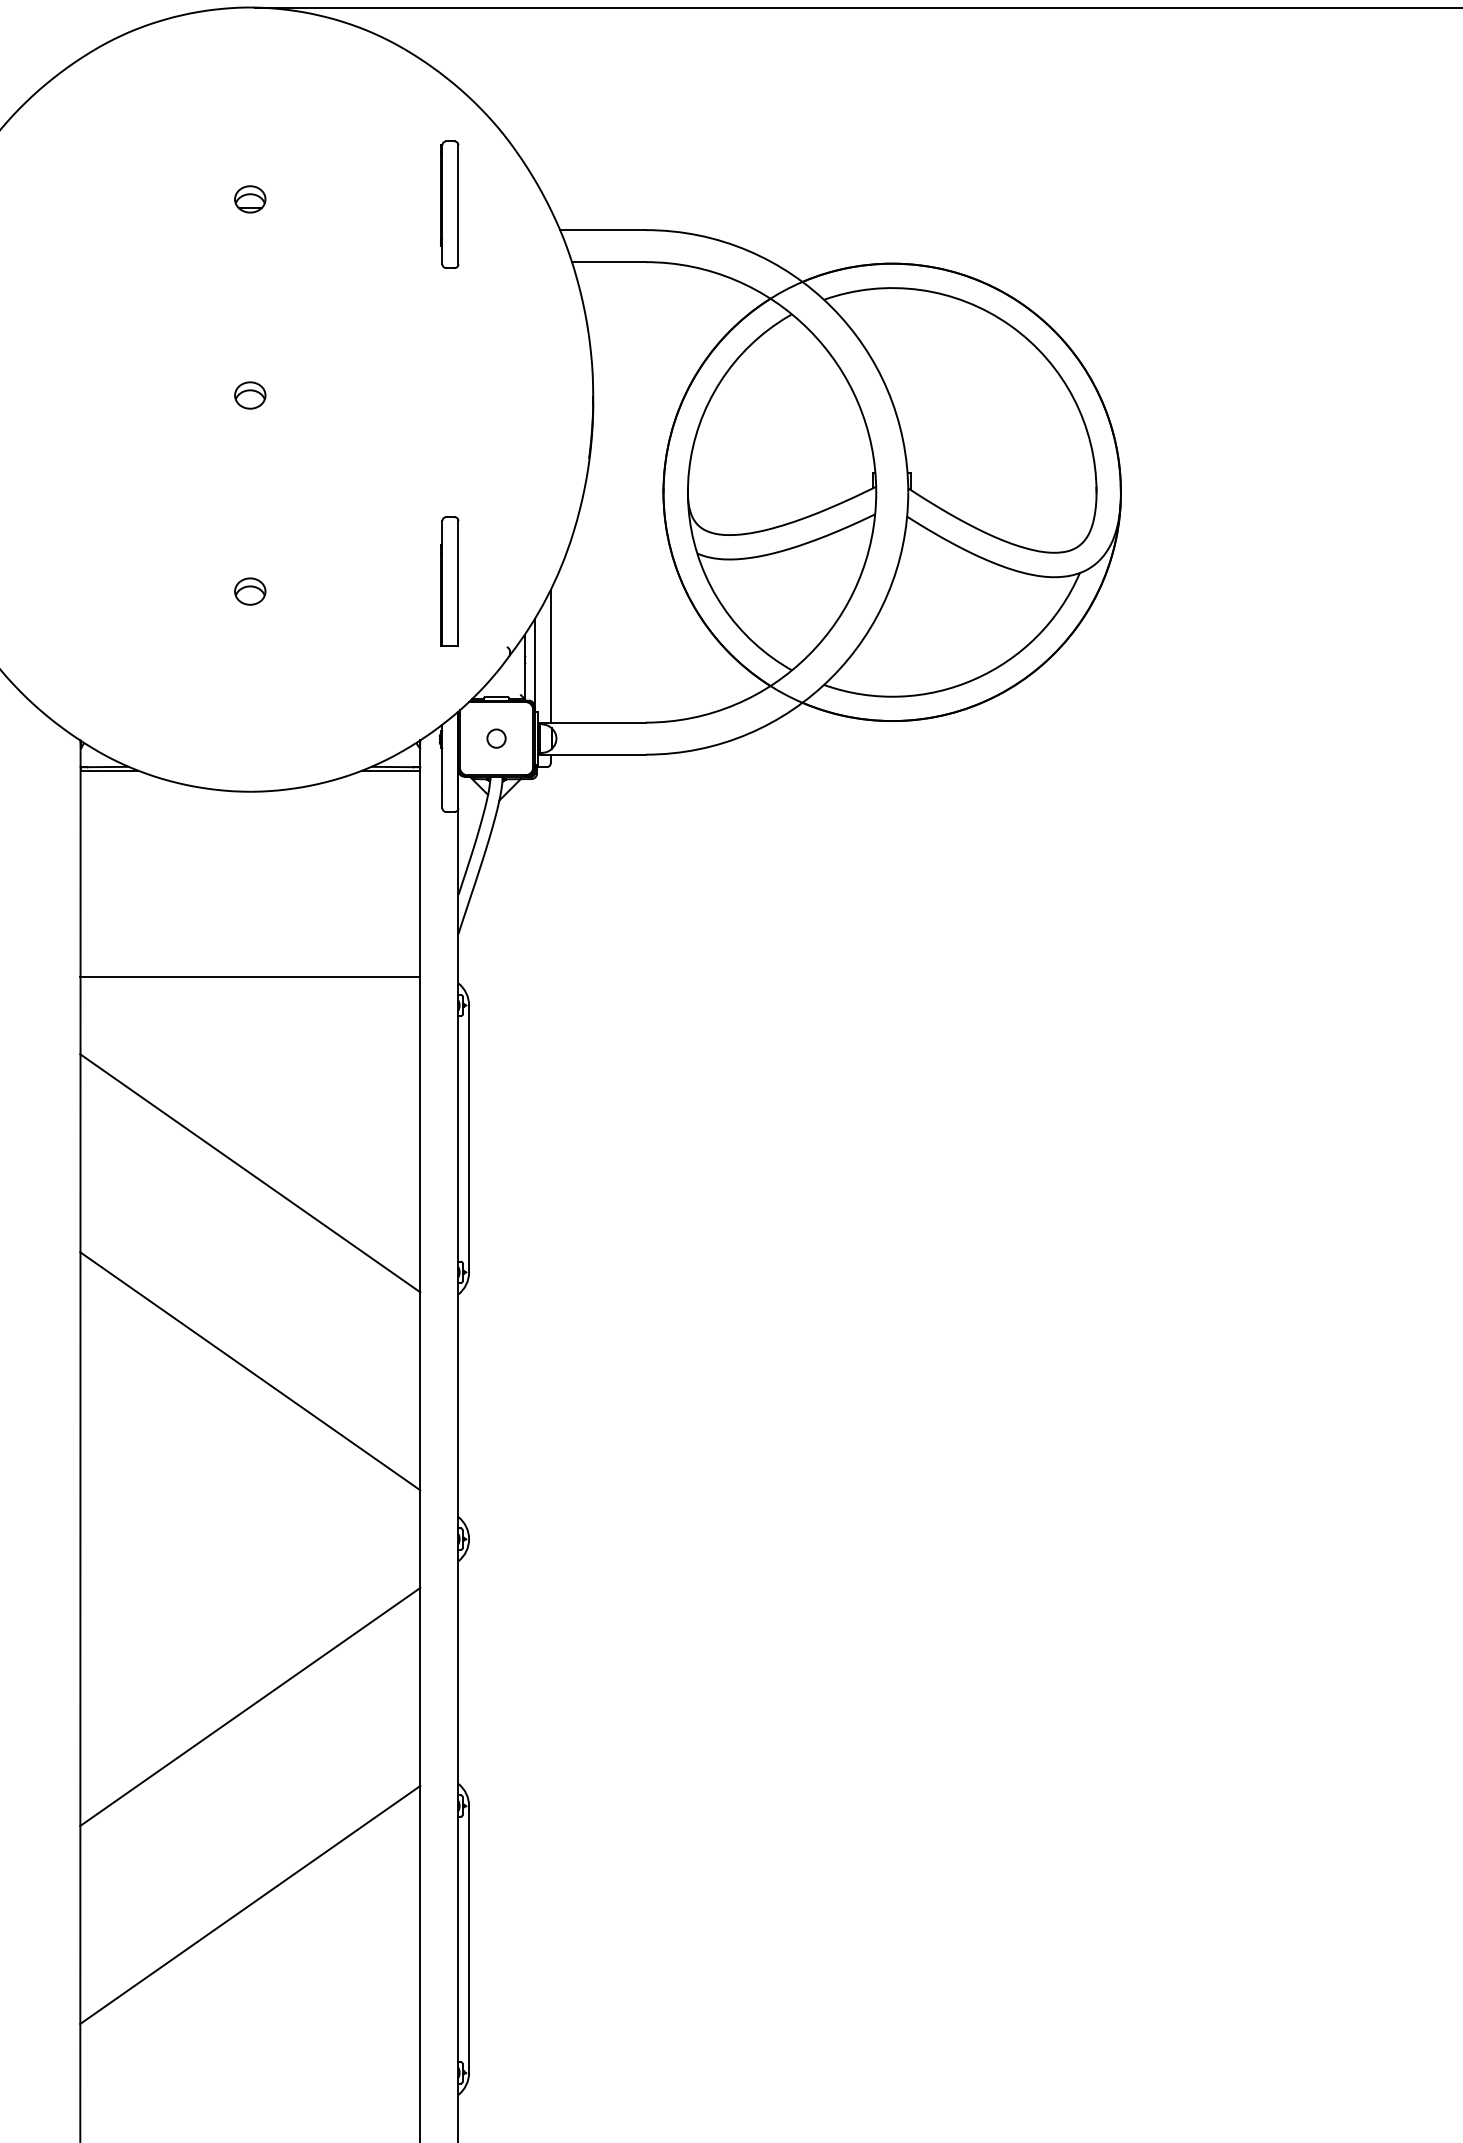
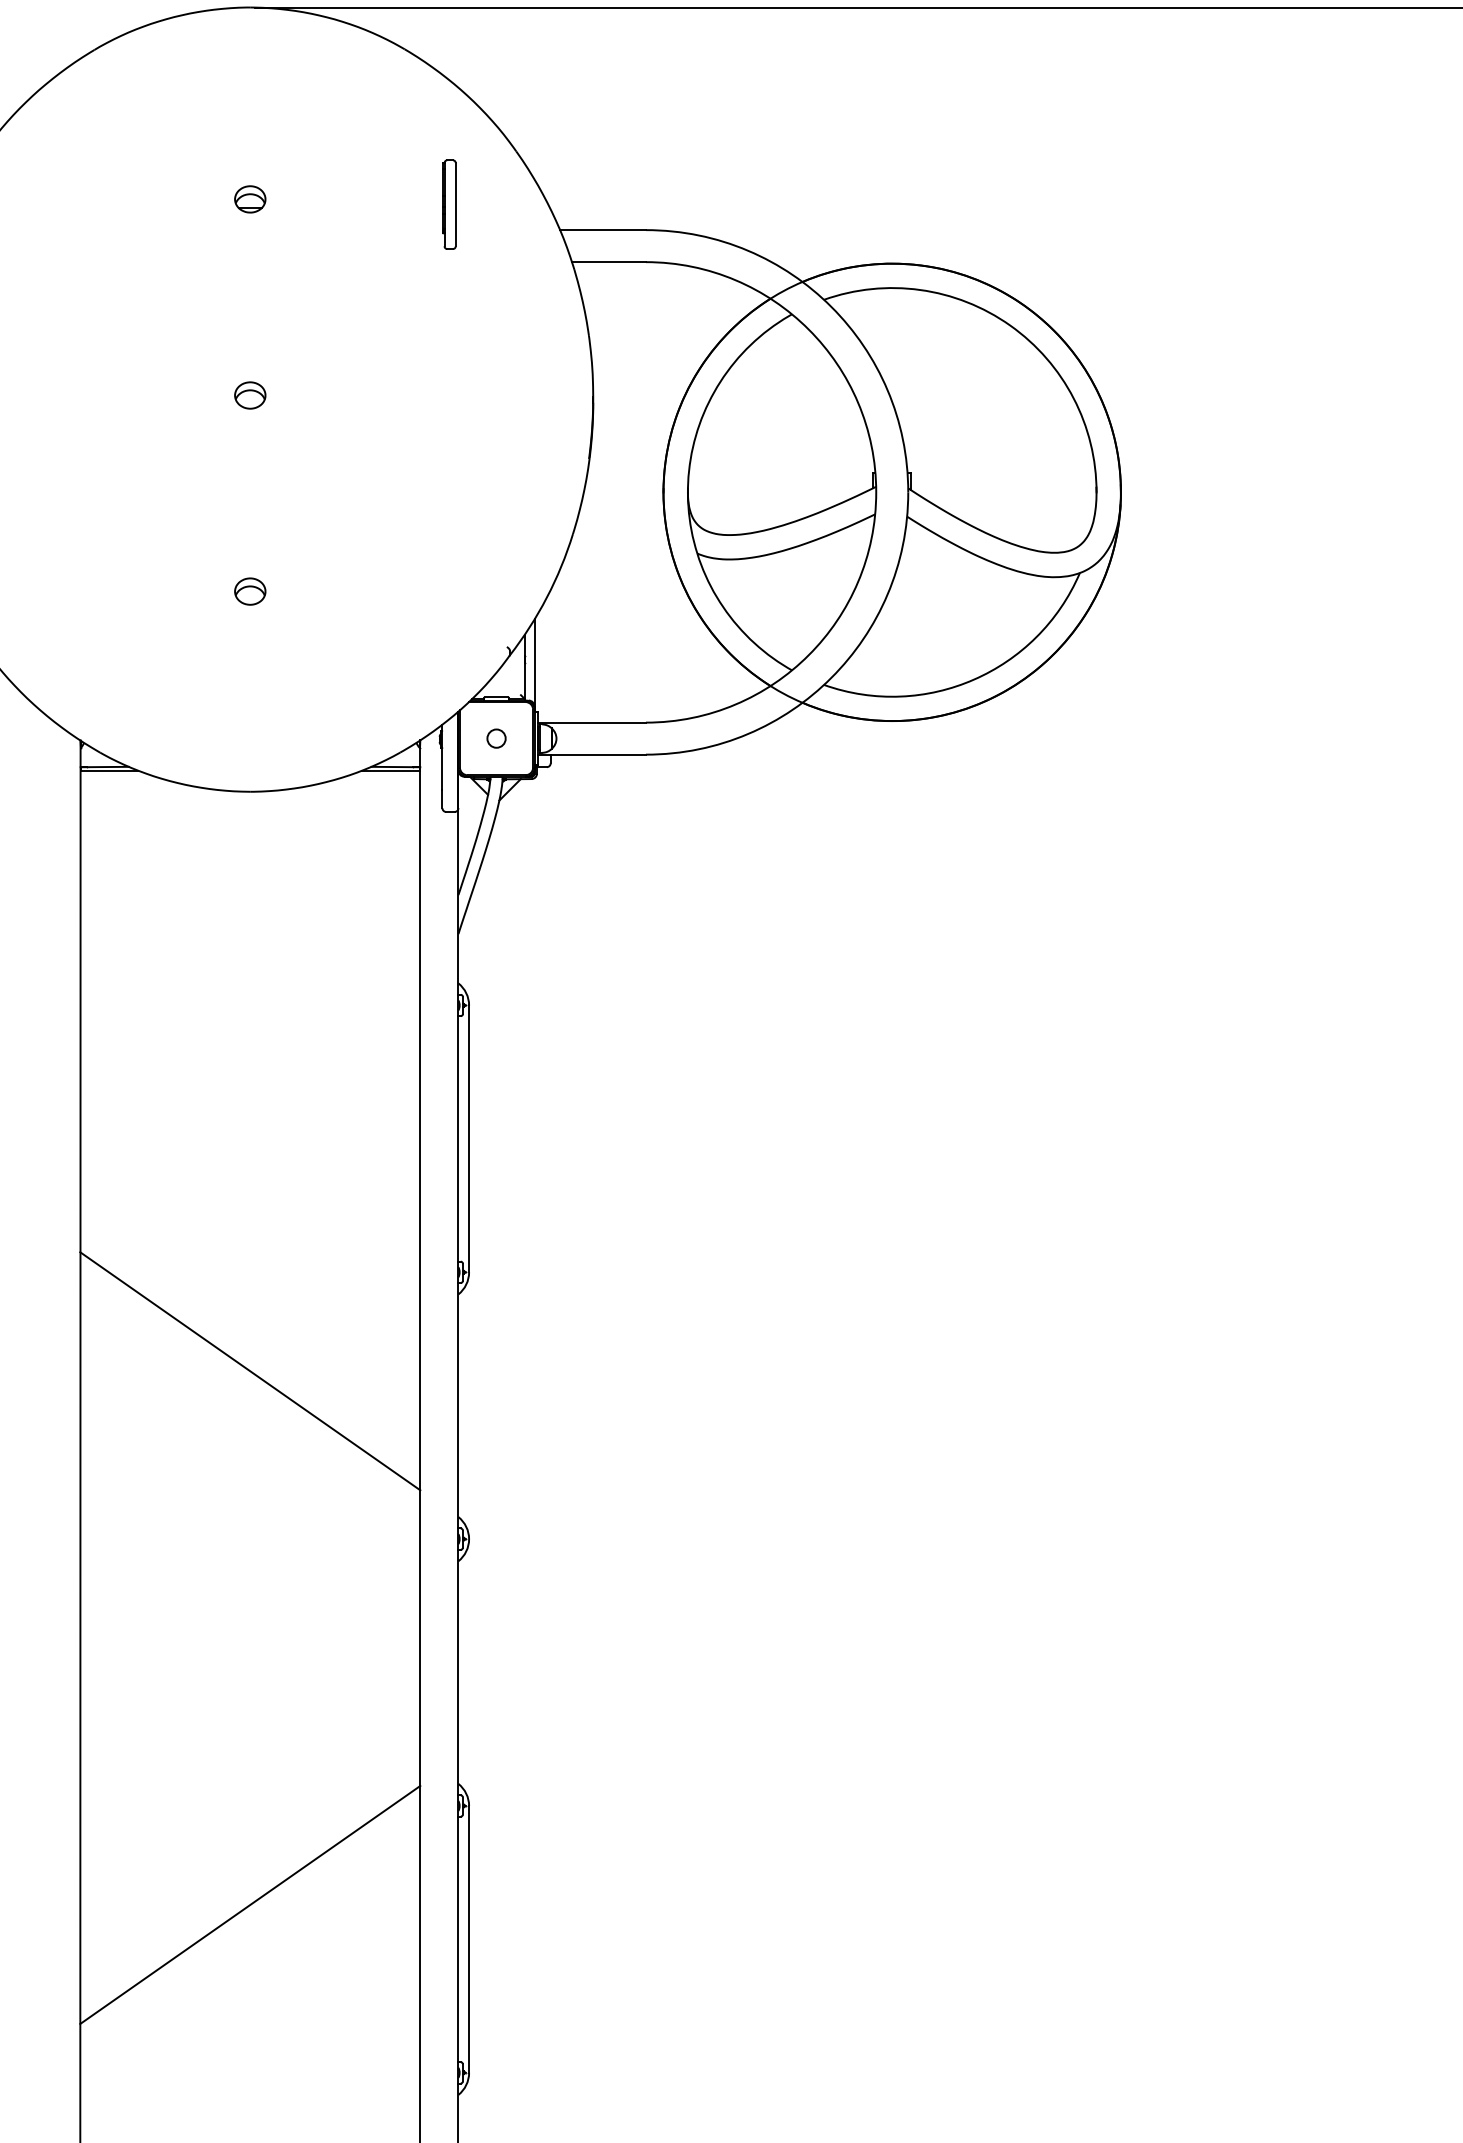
part size: 21x129 px -> 15x91 px (449, 204)
part: present -> none (449, 581)
line: present -> none (550, 656)
line: present -> none (250, 977)
line: present -> none (250, 1173)
line: present -> none (250, 1706)
